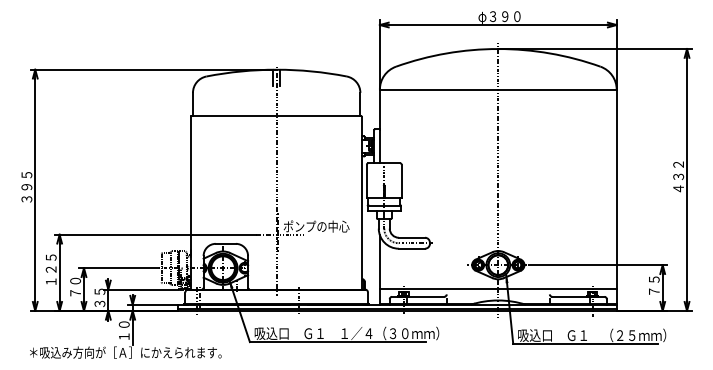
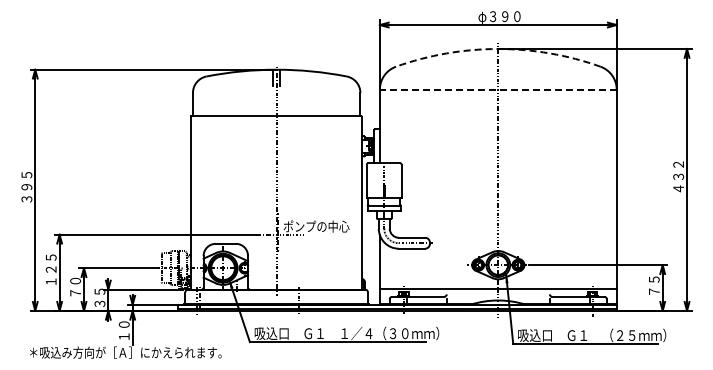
arc: solid -> dashed (498, 49)
line: solid -> dashed (497, 89)
